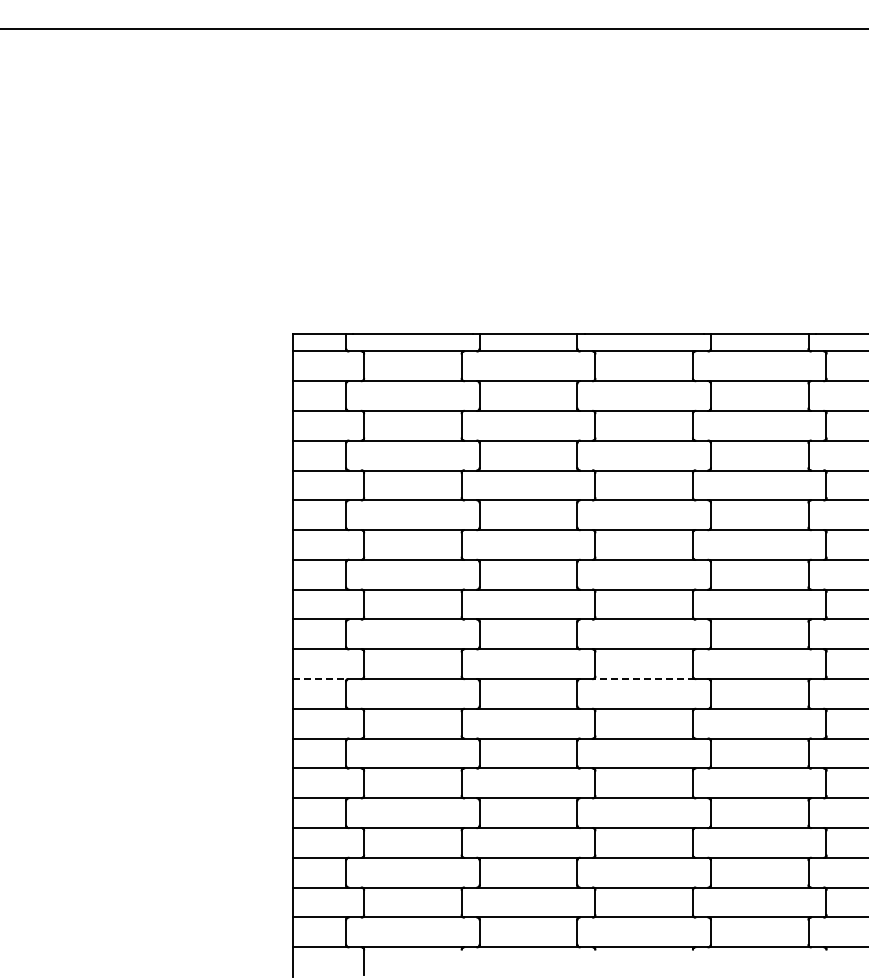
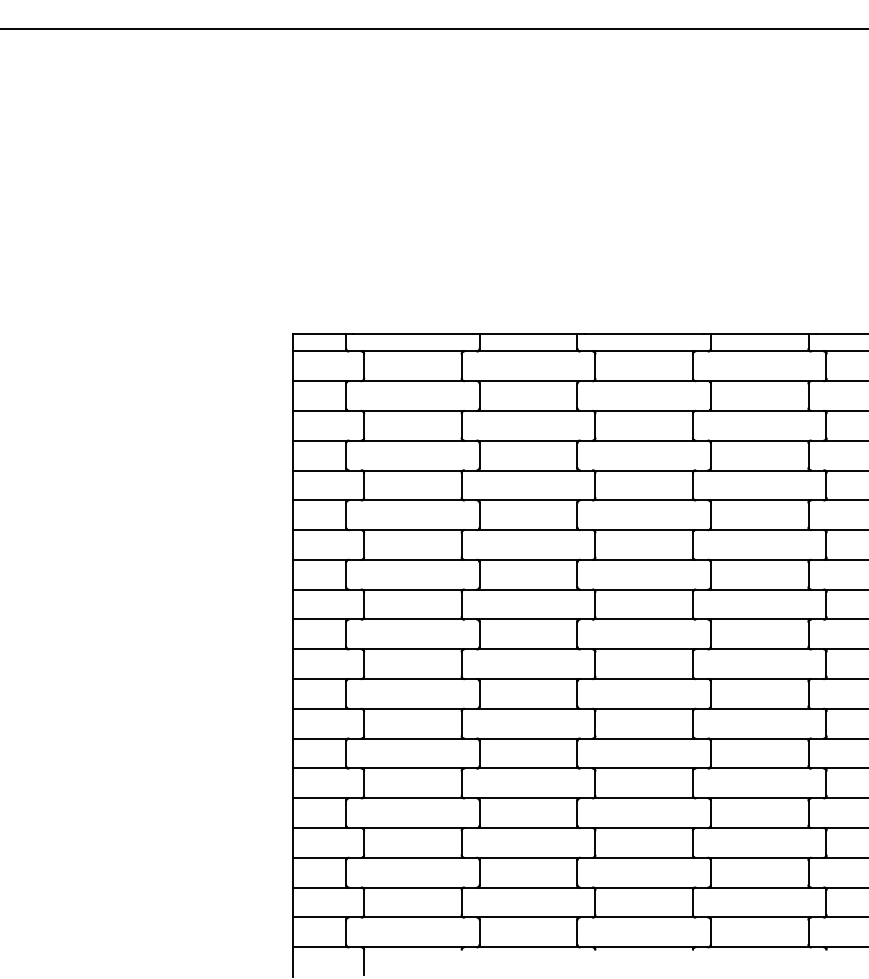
line: dashed -> solid (320, 679)
line: dashed -> solid (643, 679)
